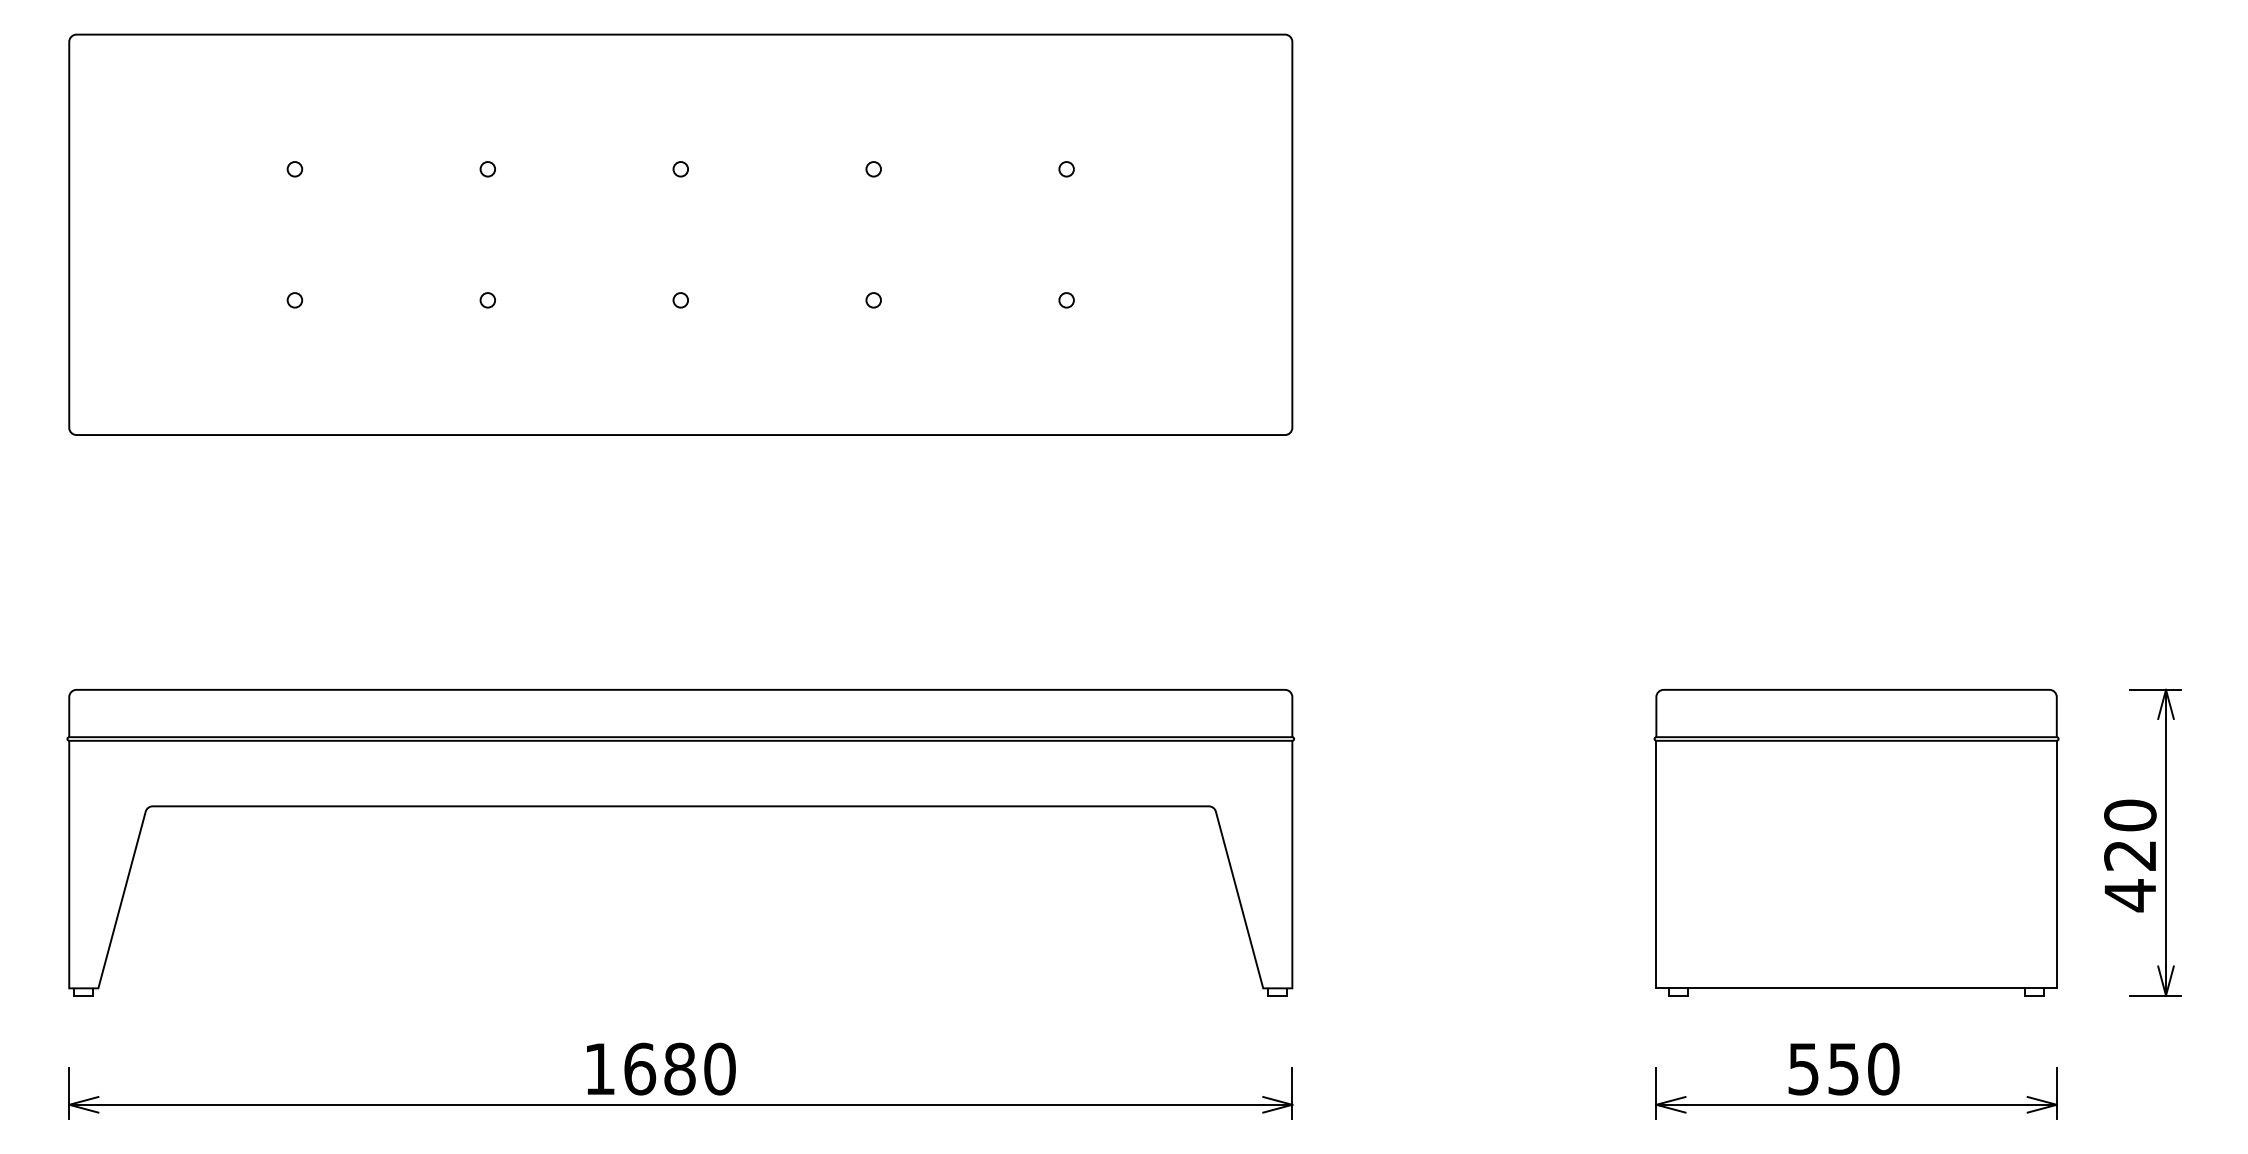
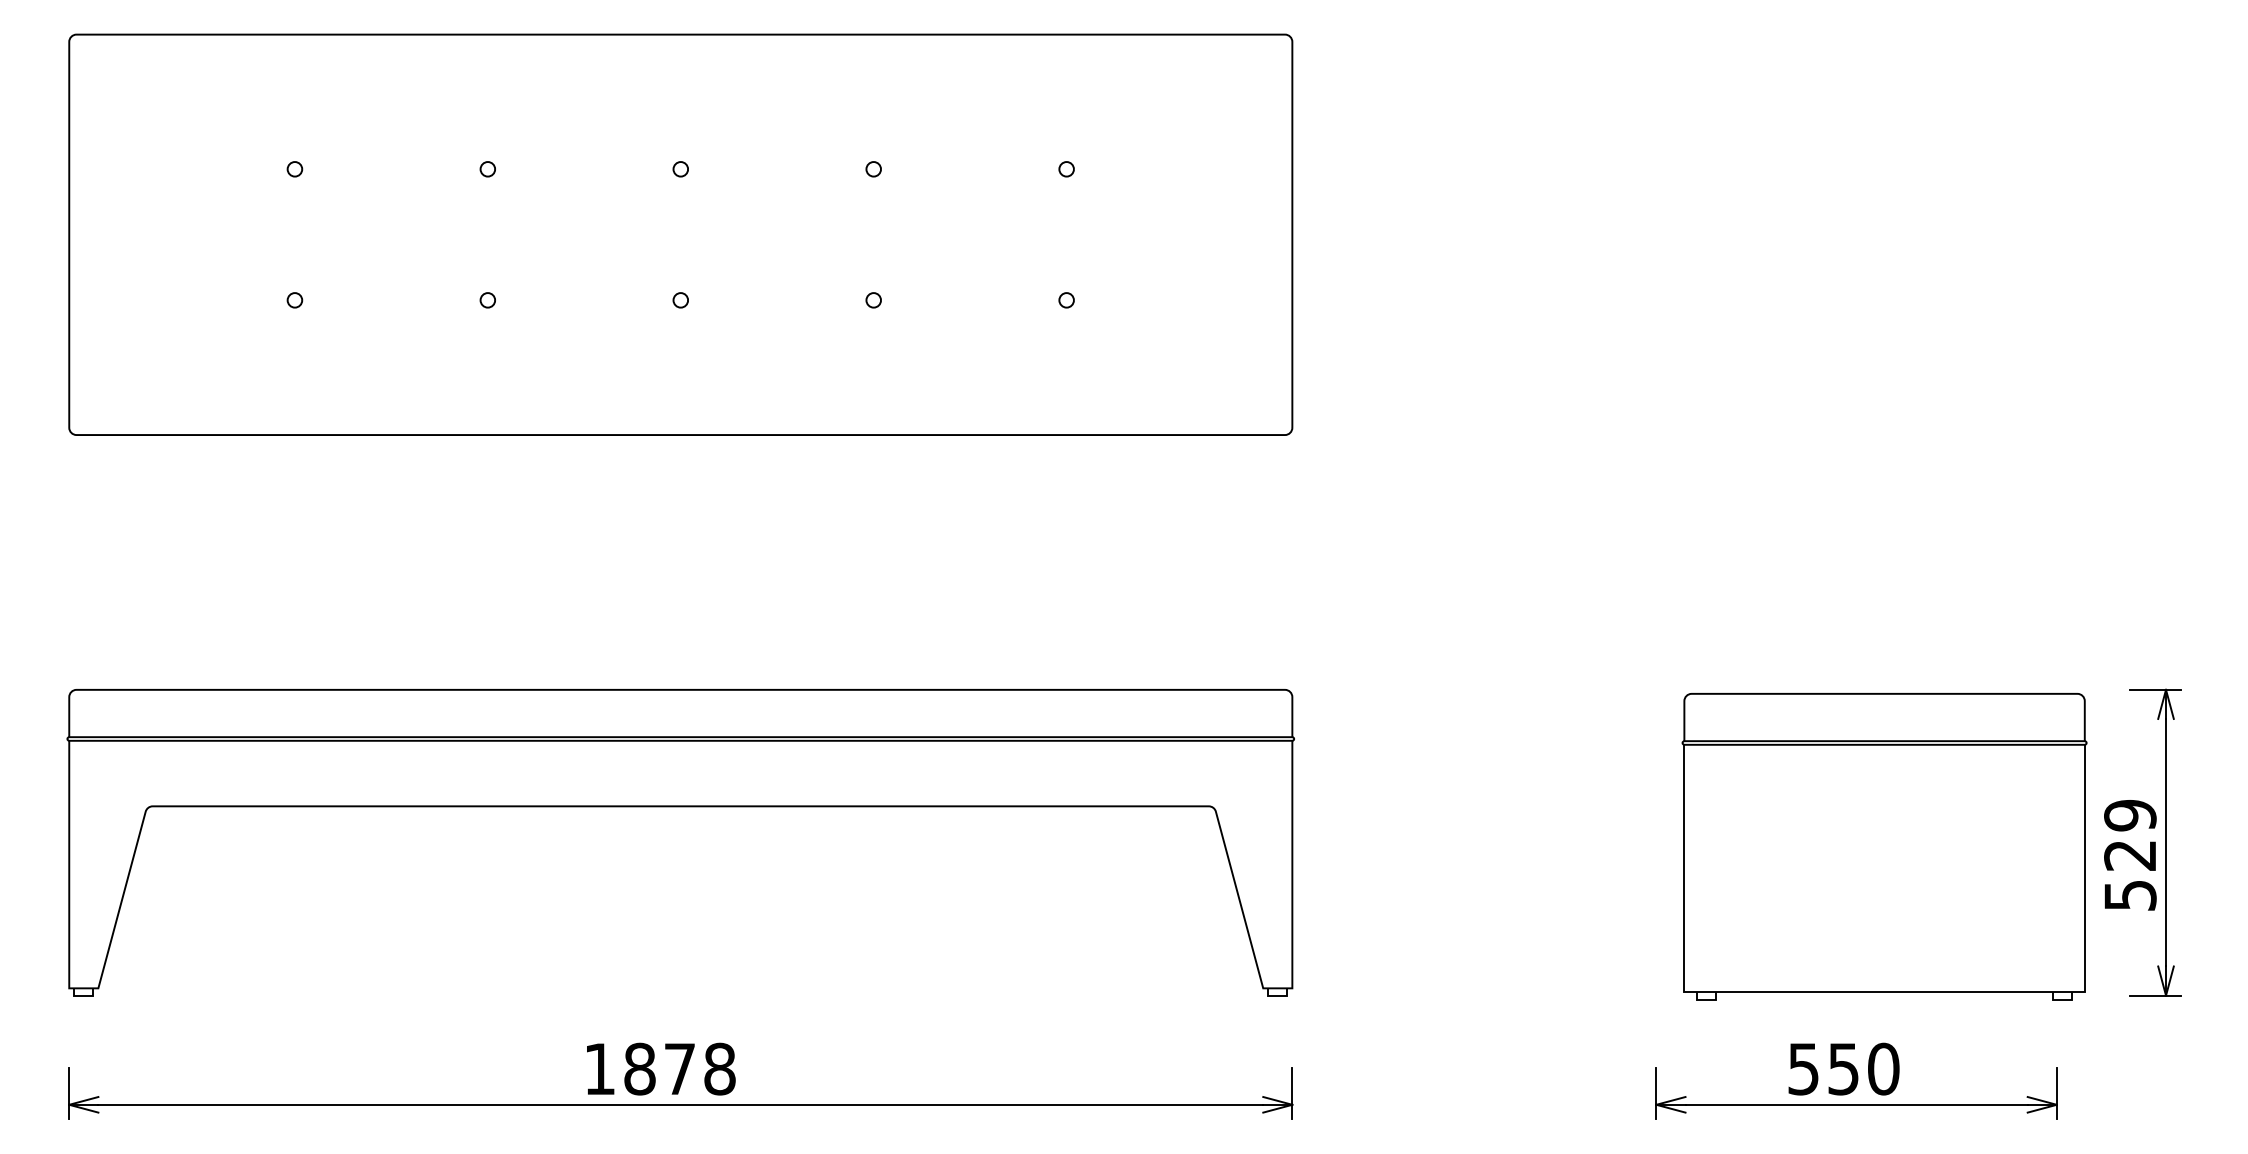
part position: (1856, 842) -> (1884, 846) (1884, 846)
text: 420 -> 529 (2130, 855)
text: 1680 -> 1878 (679, 1068)
